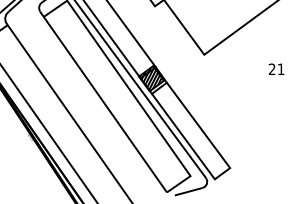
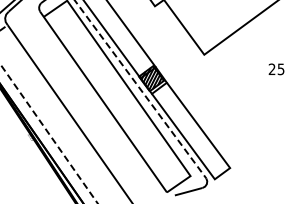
text: 21 -> 25 (280, 69)
line: solid -> dashed (139, 87)
line: solid -> dashed (45, 129)
